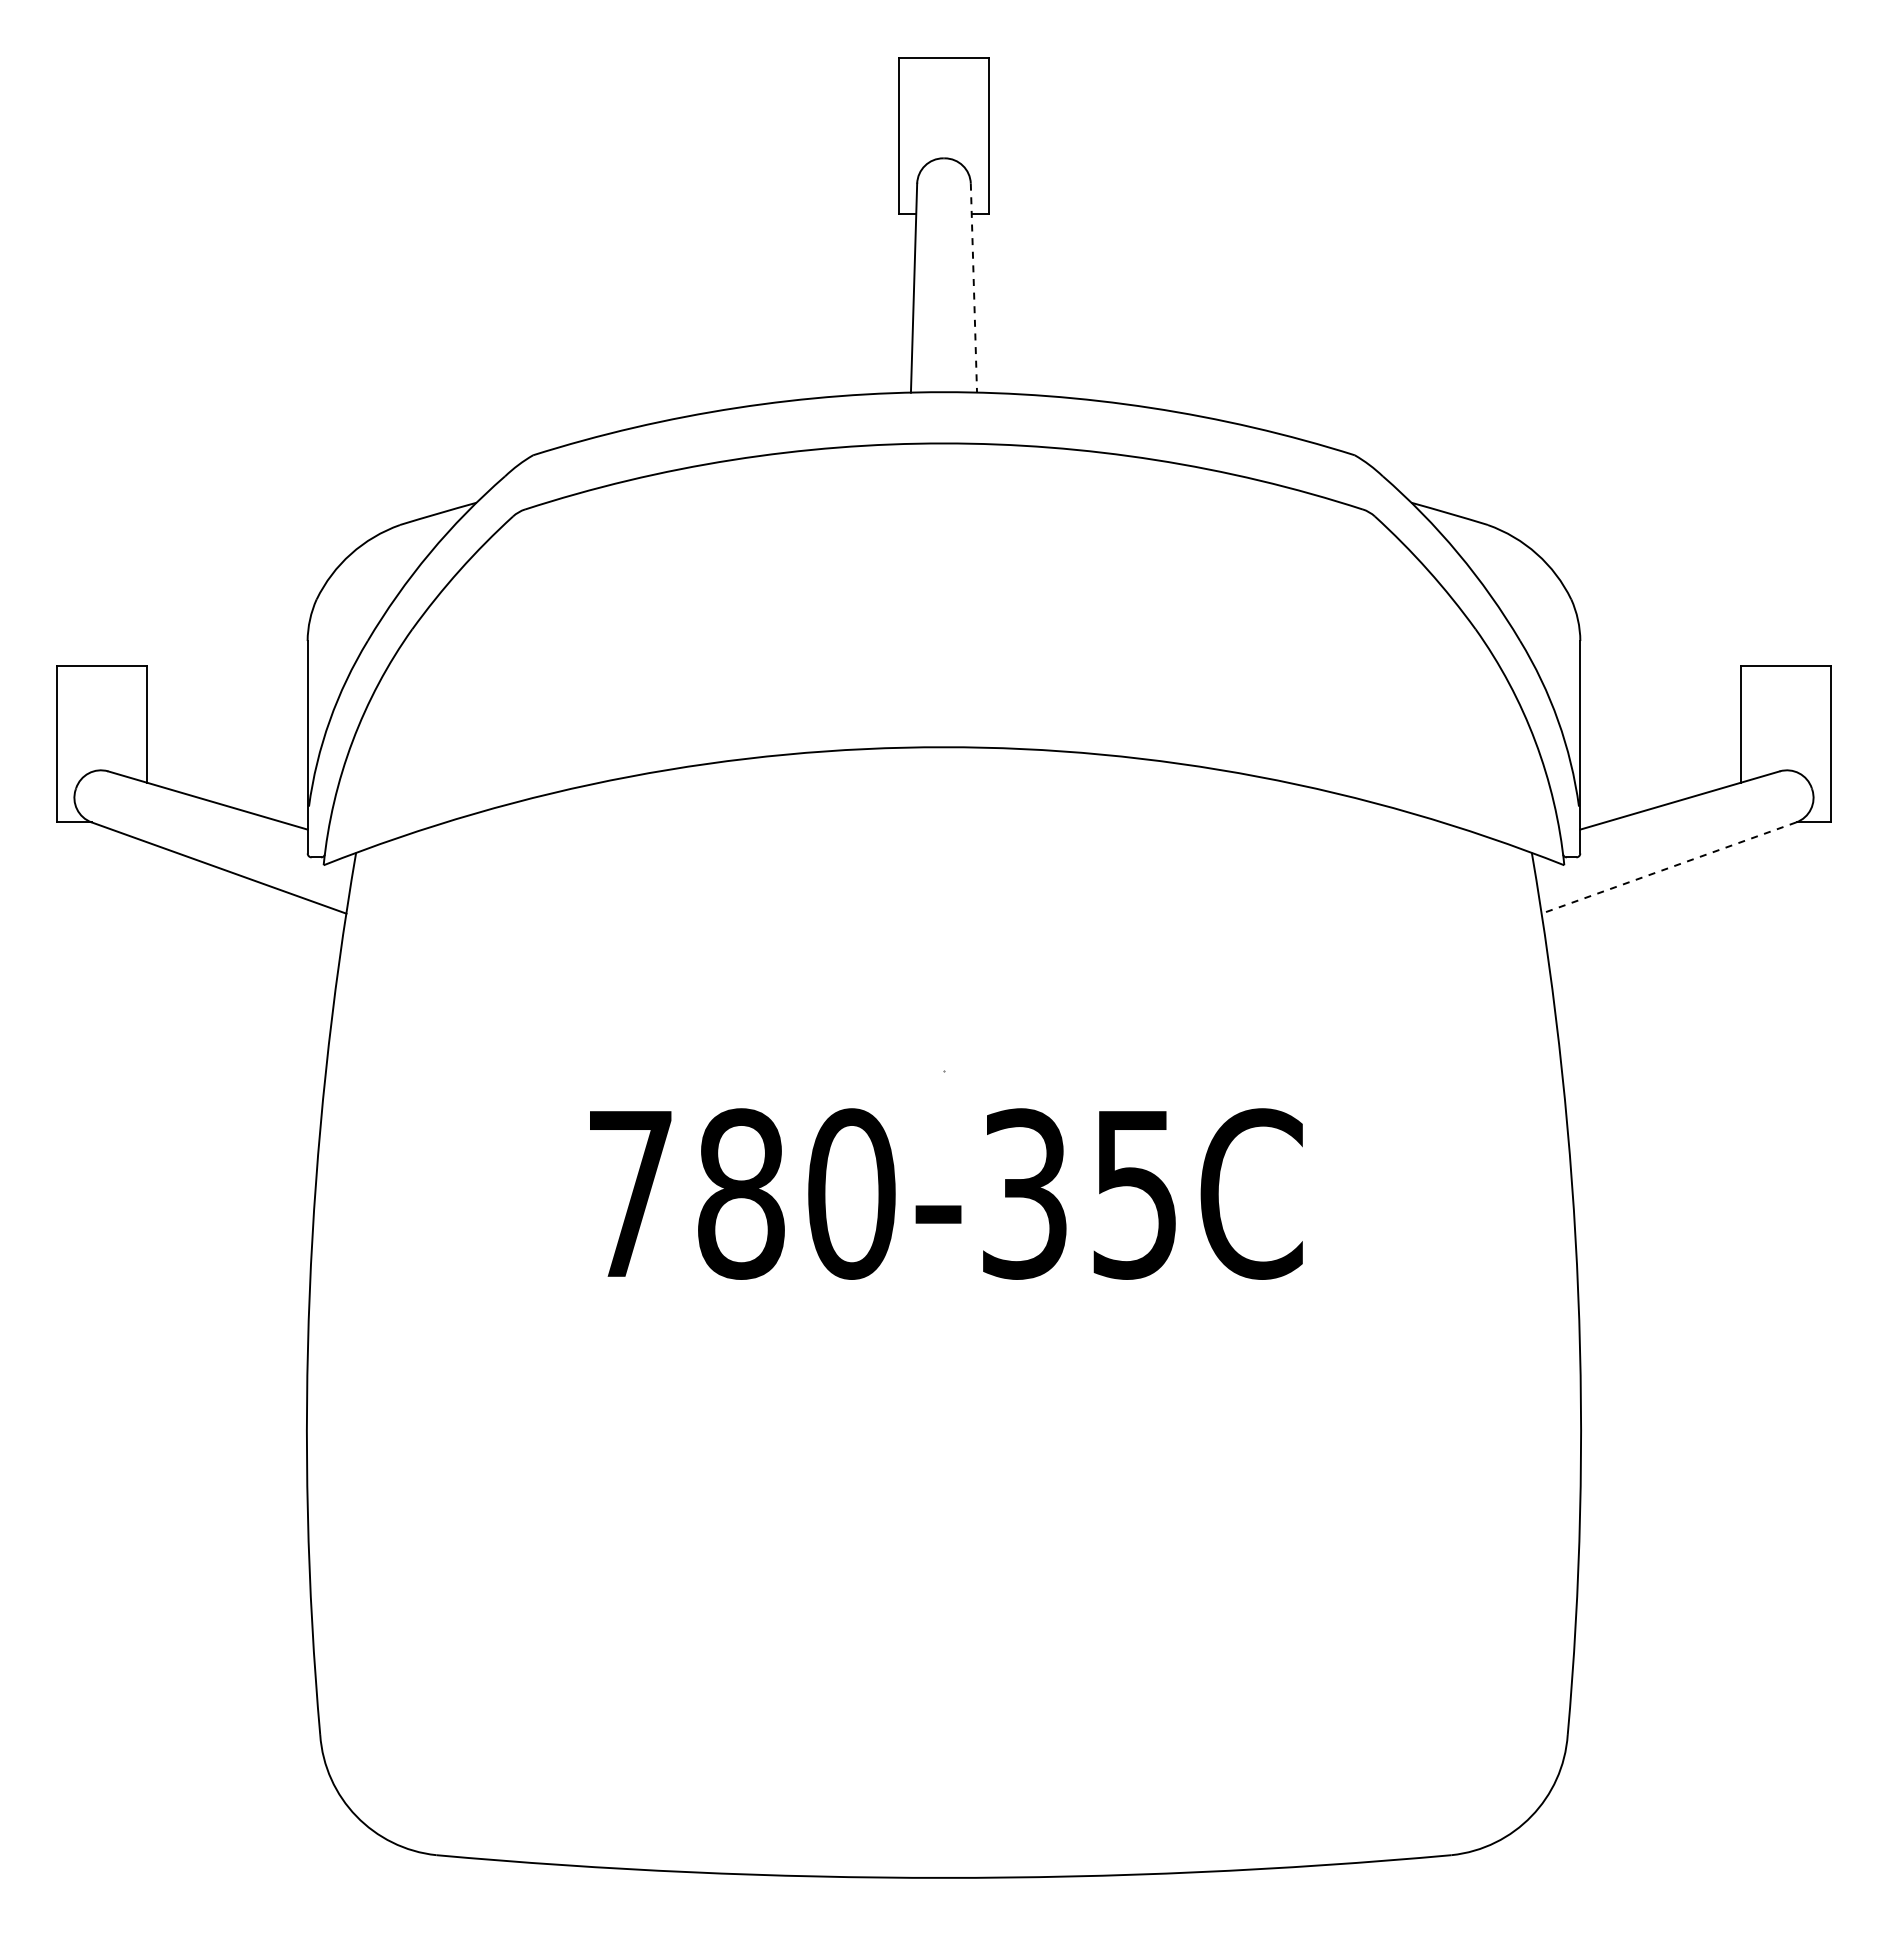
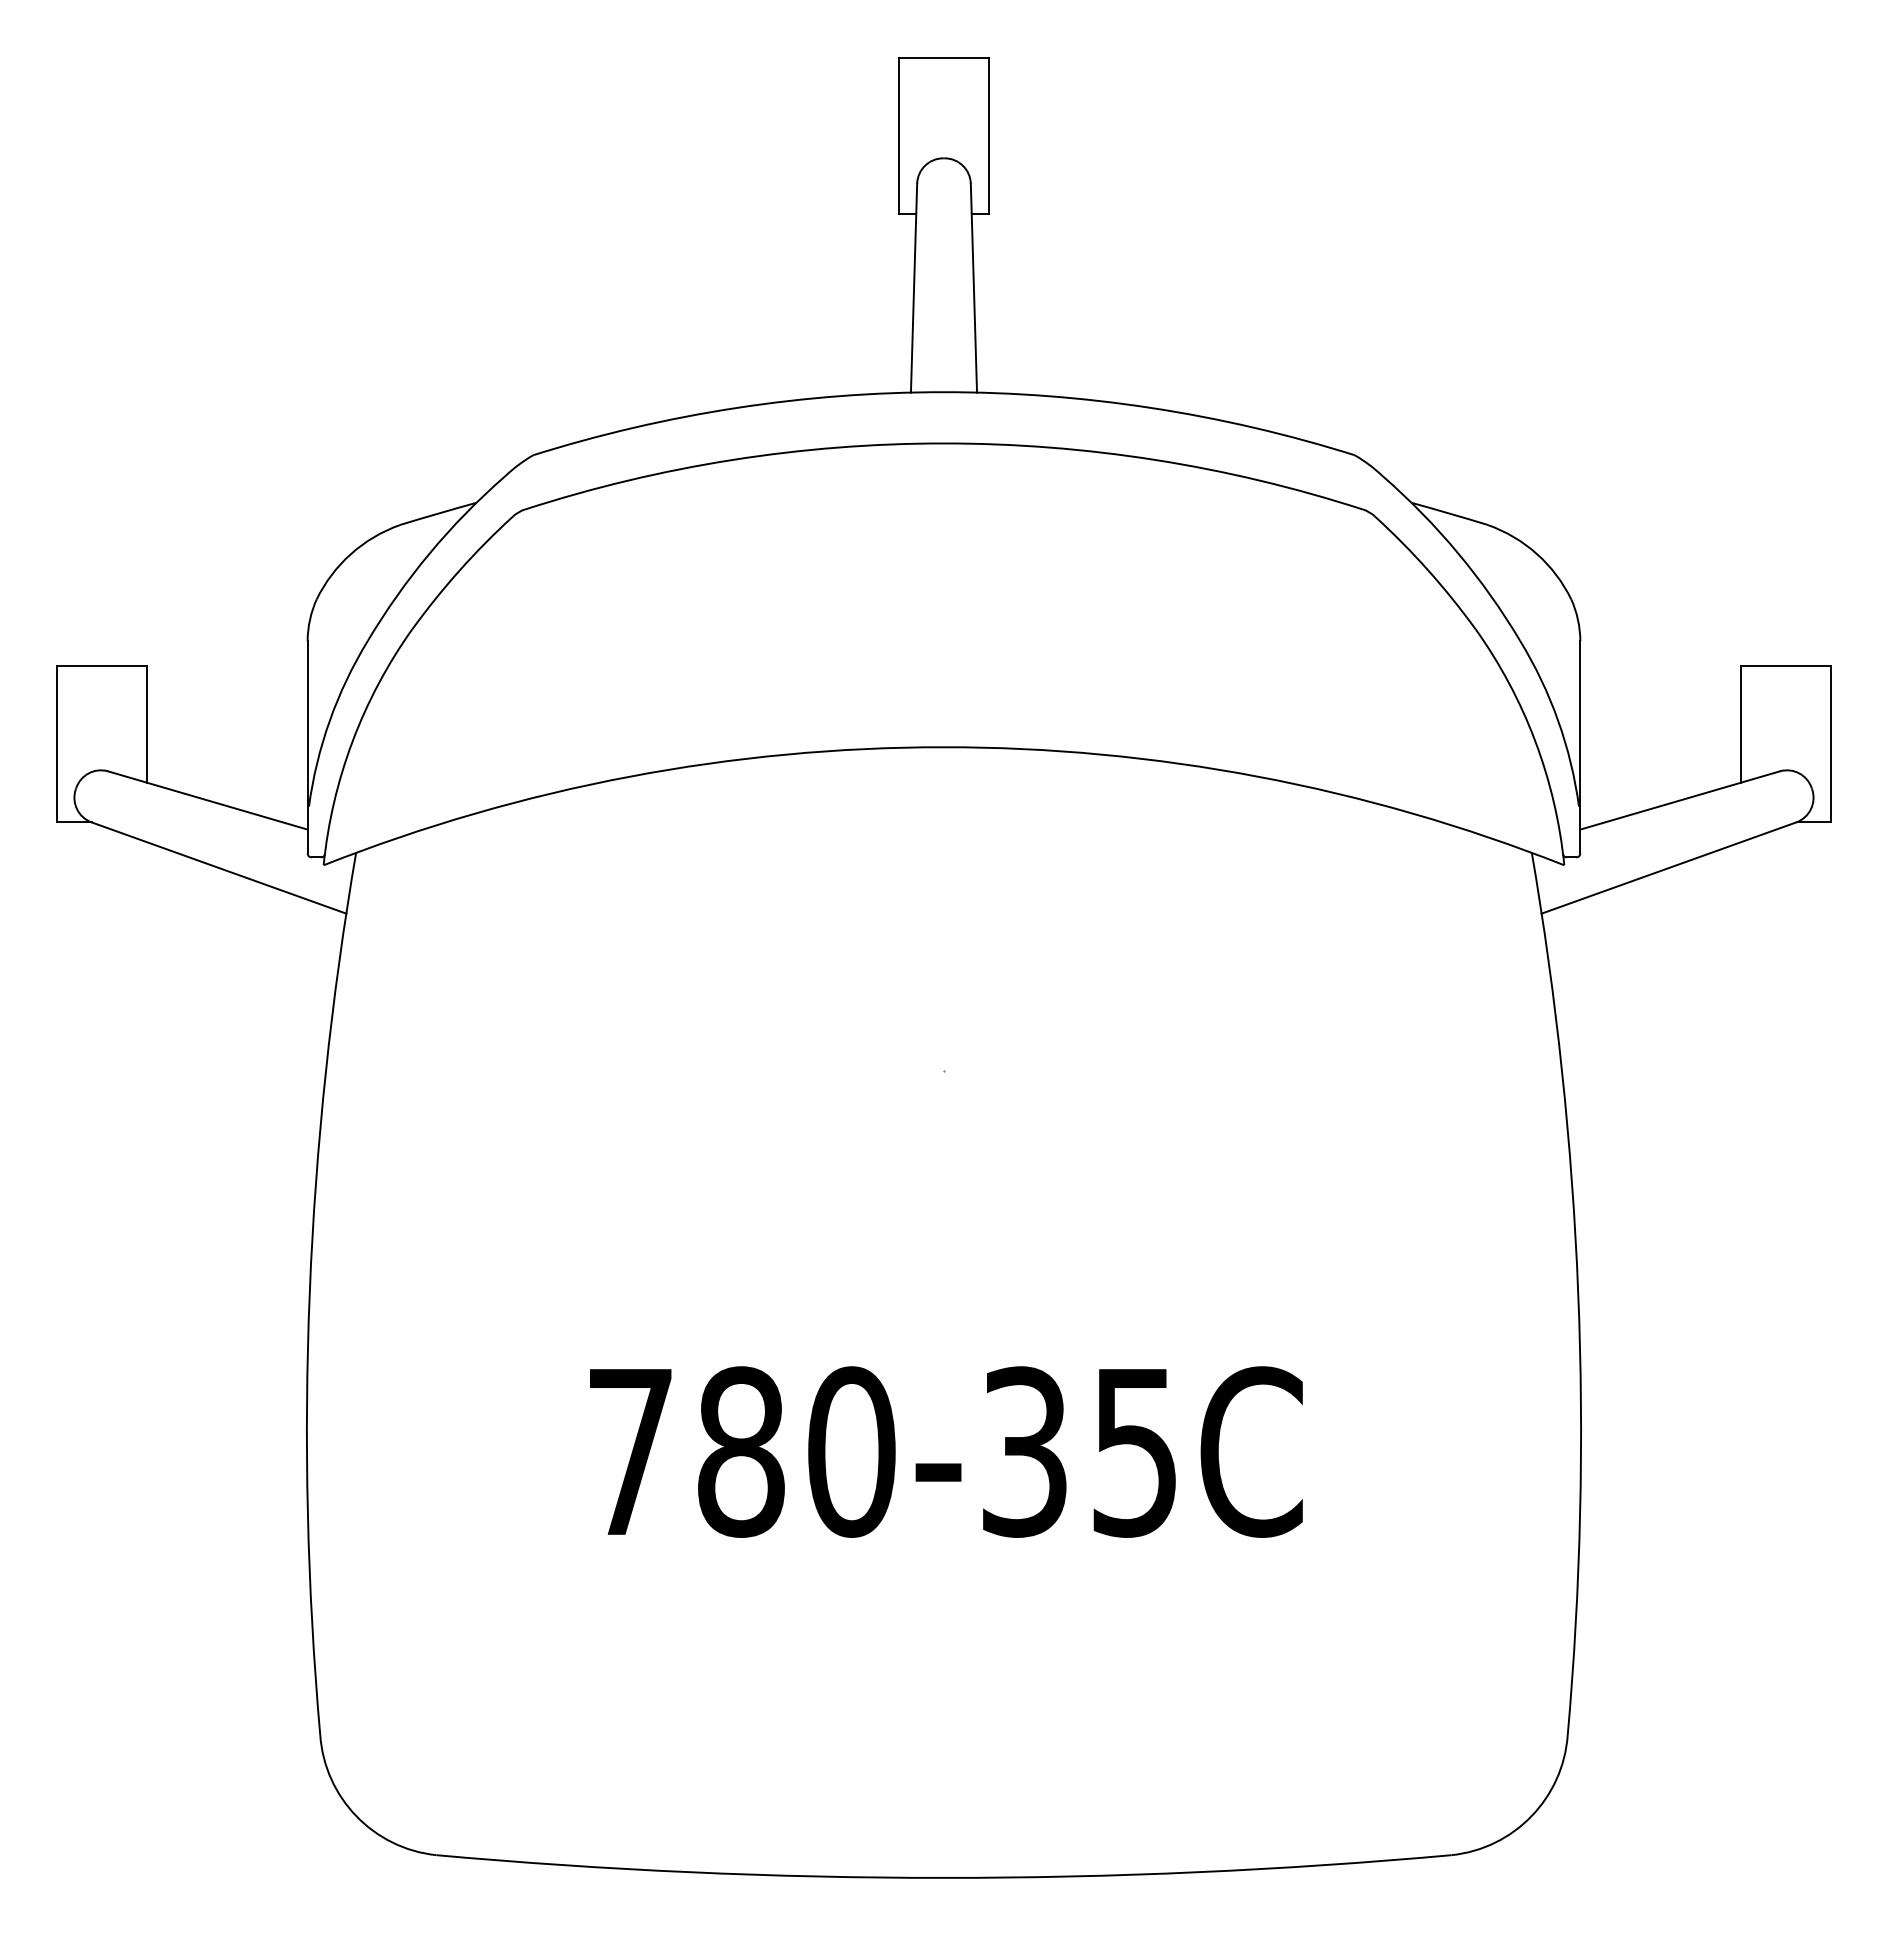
line: dashed -> solid (973, 288)
line: dashed -> solid (1668, 868)
text position: (946, 1193) -> (946, 1451) (946, 1451)
